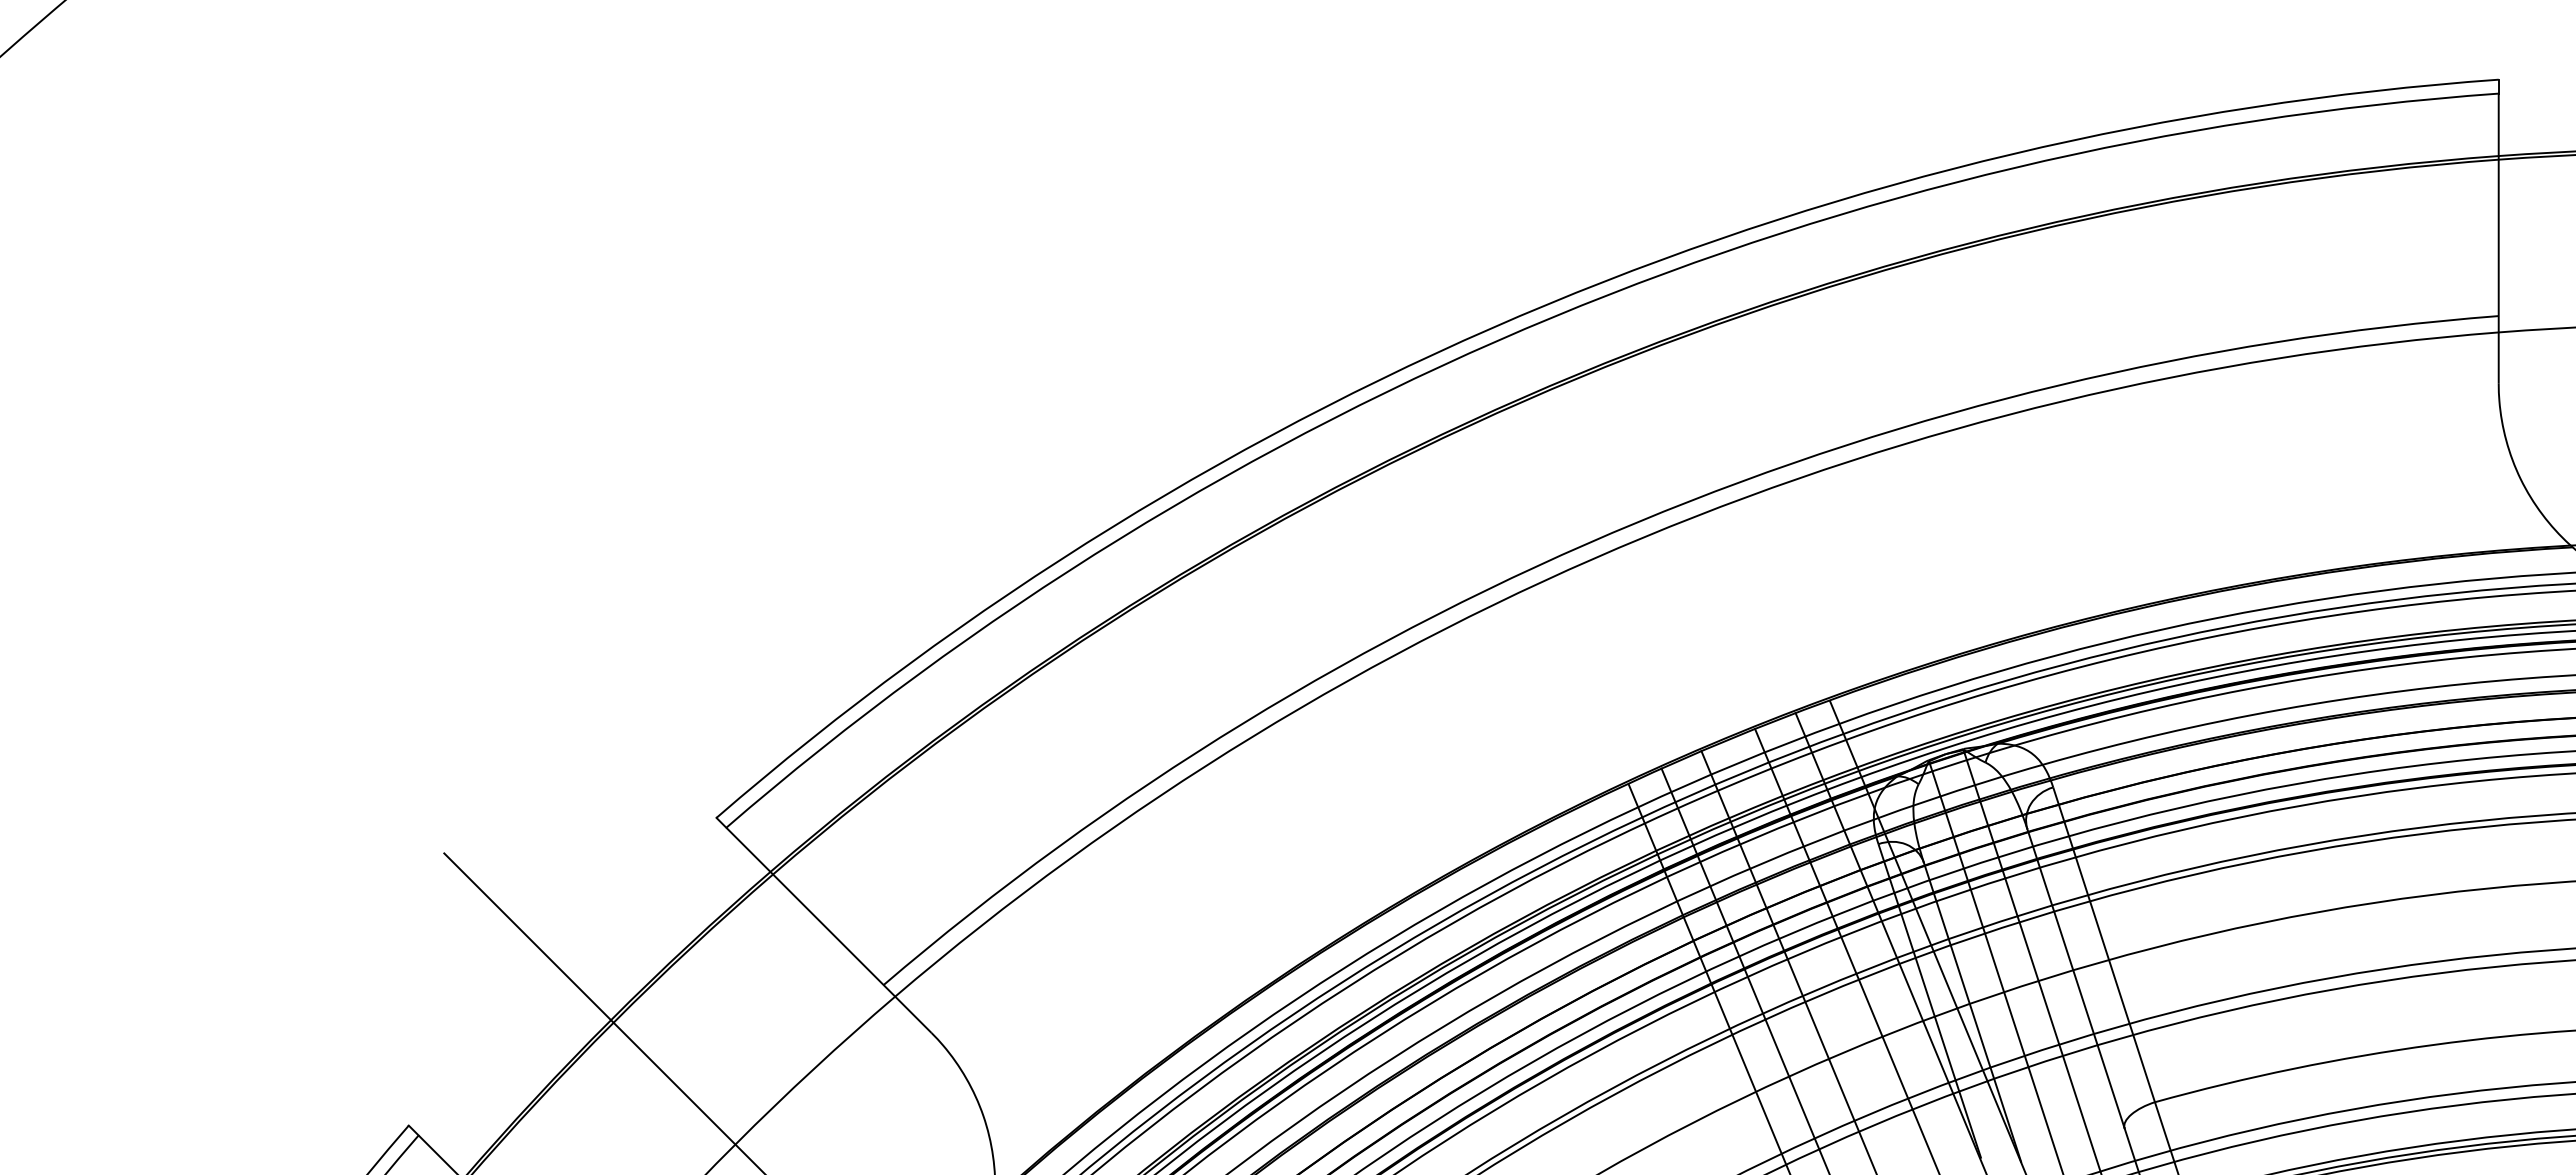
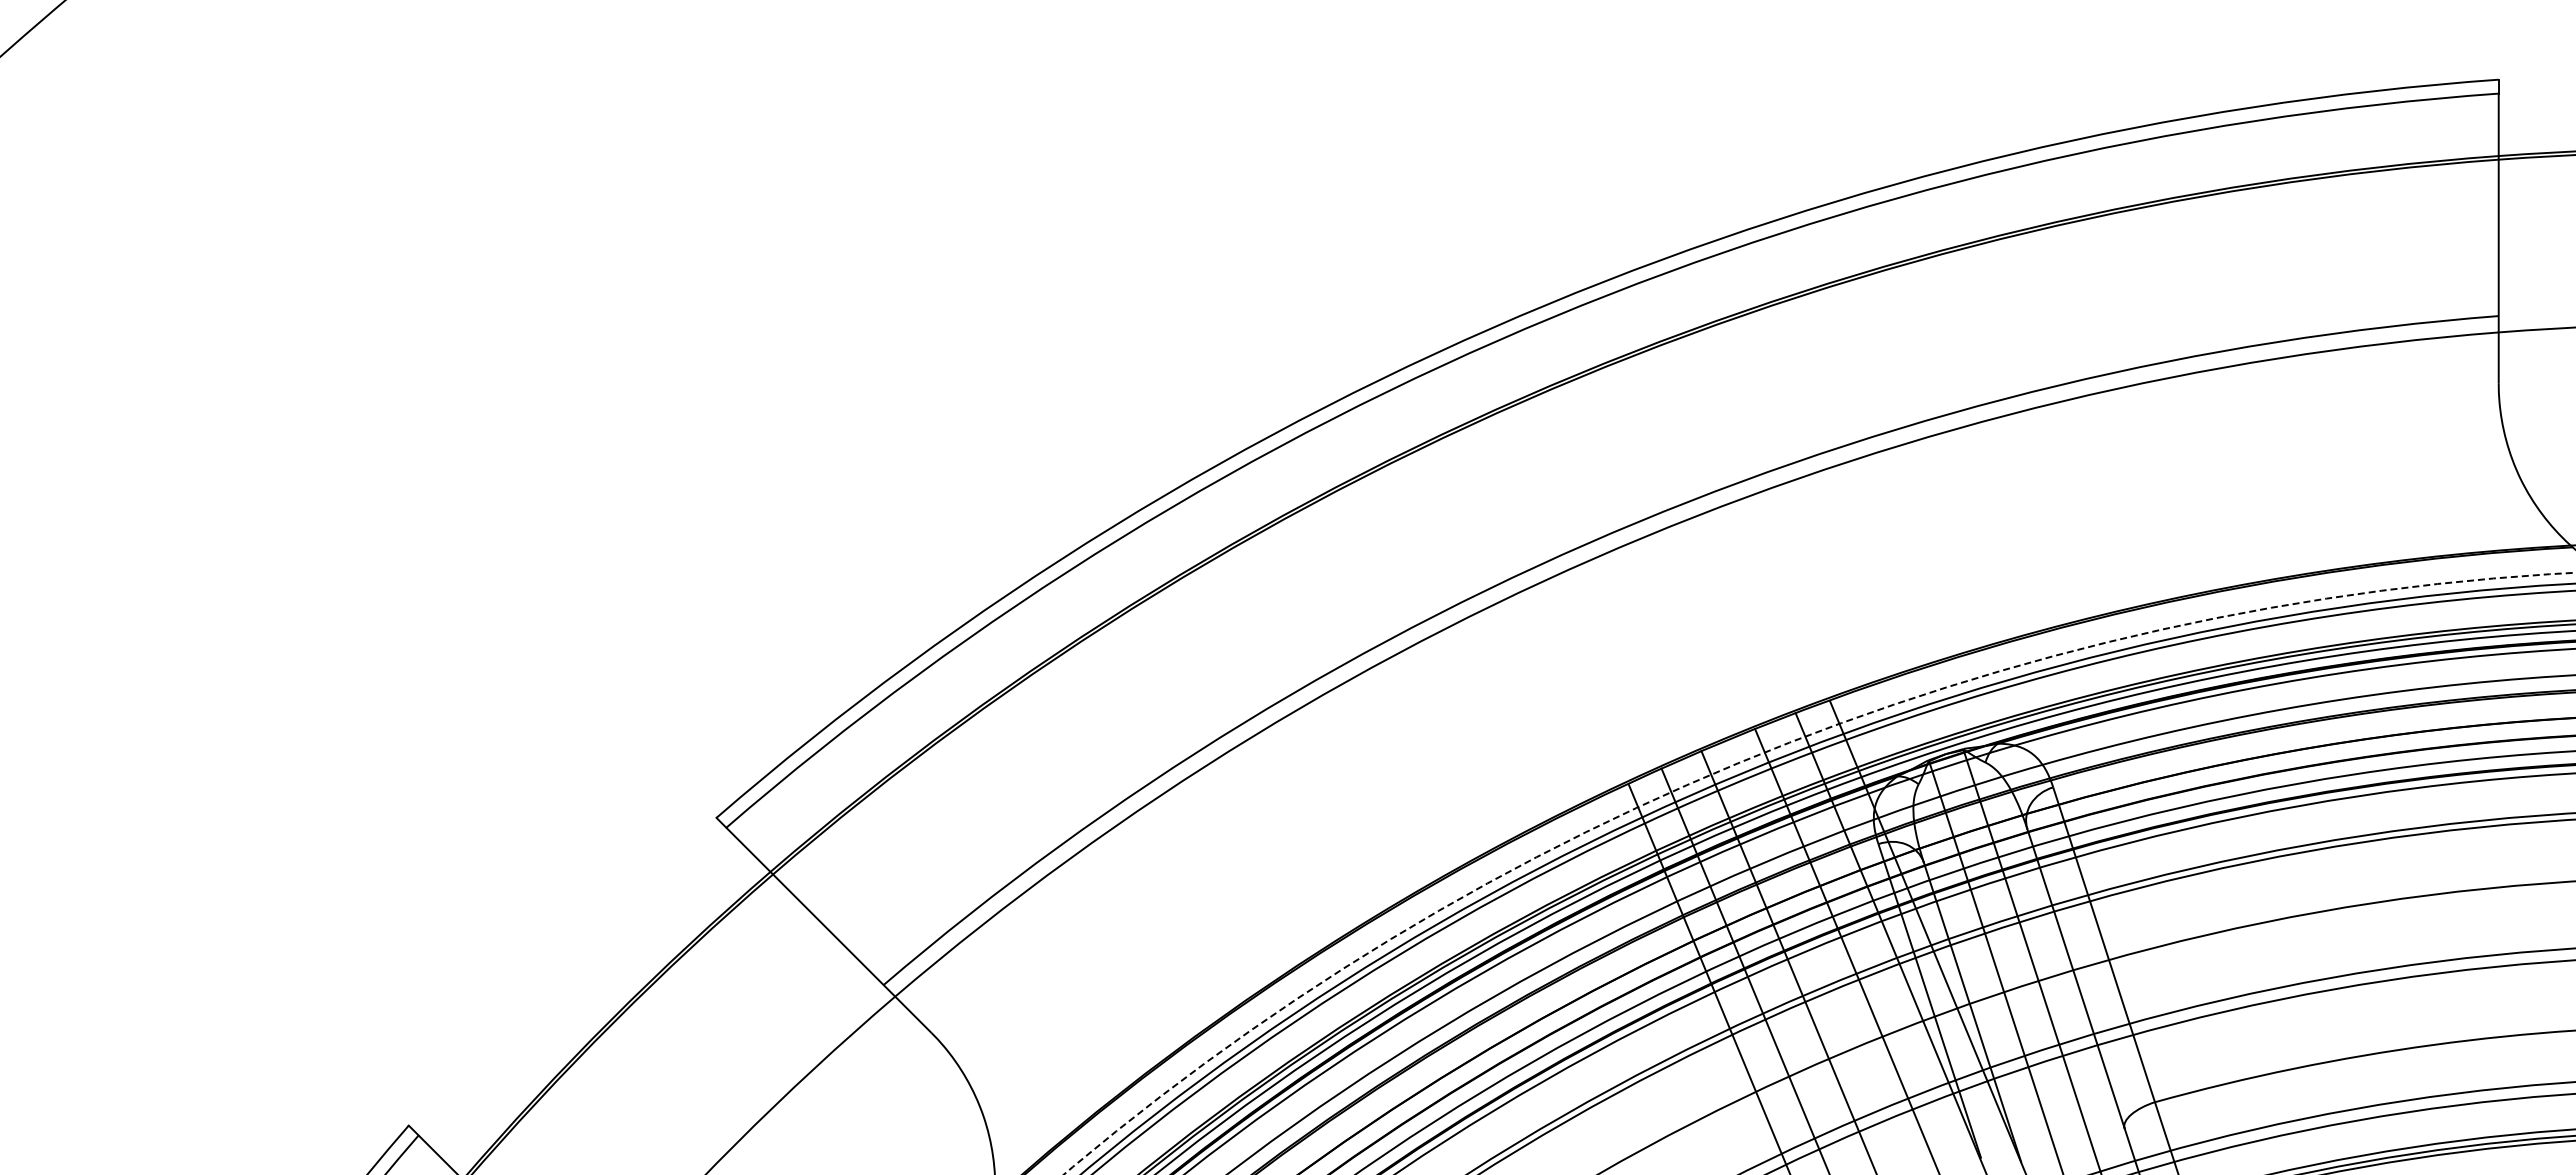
arc: solid -> dashed (1770, 750)
line: present -> none (603, 1012)
